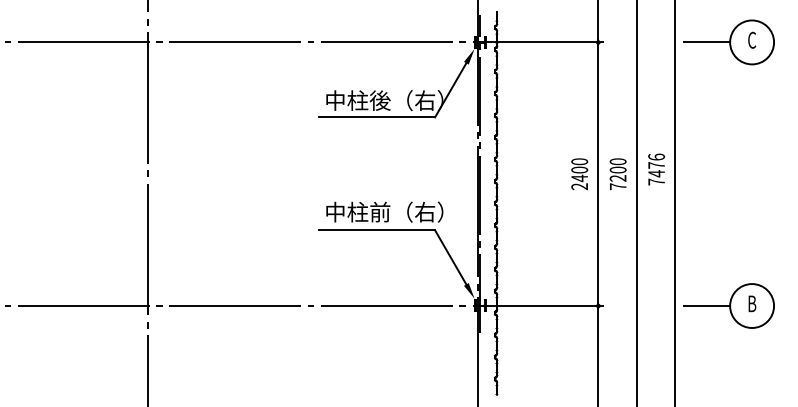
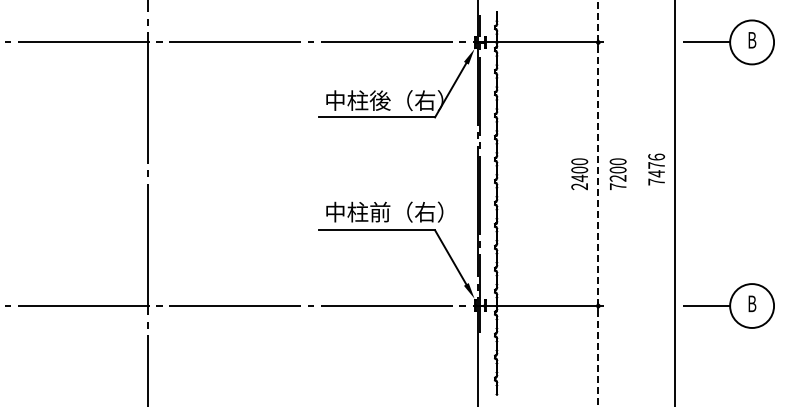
text: C -> B (752, 39)
line: present -> none (636, 202)
line: solid -> dashed (598, 203)
